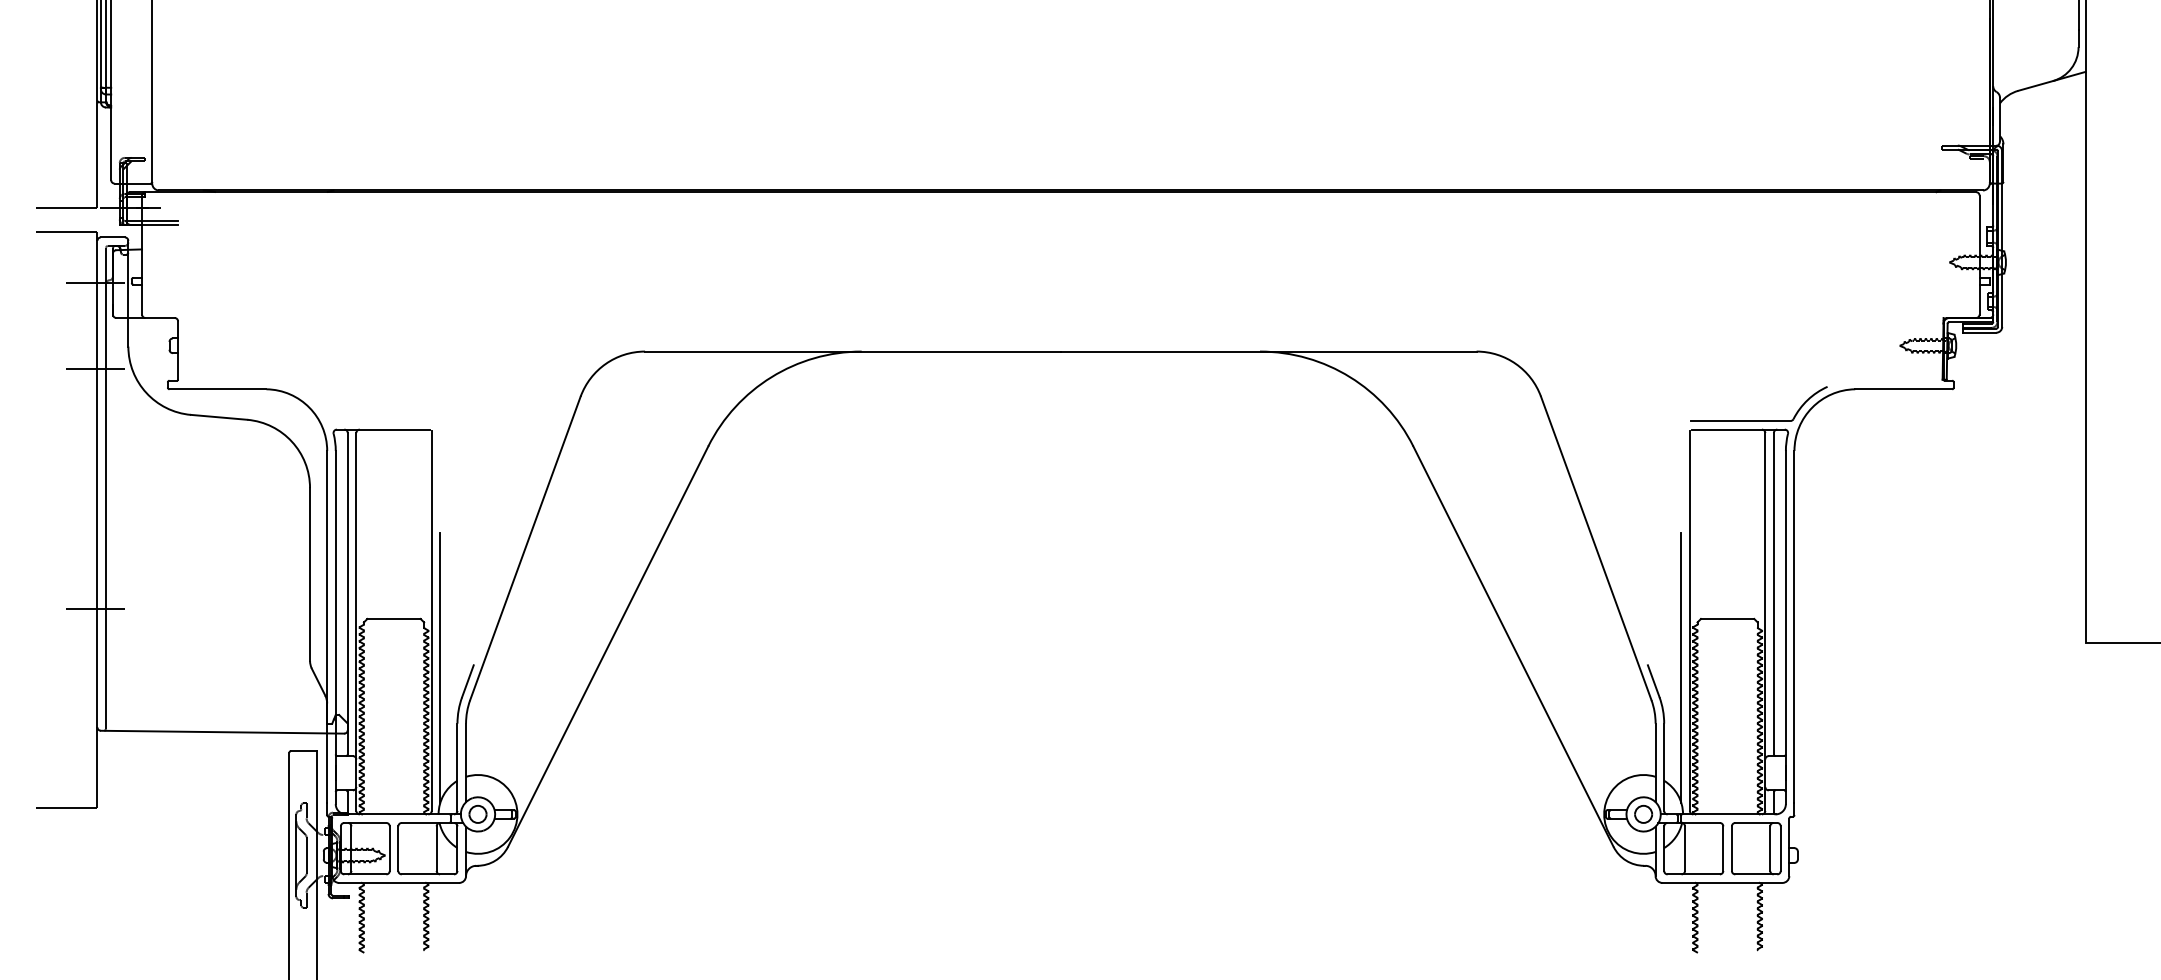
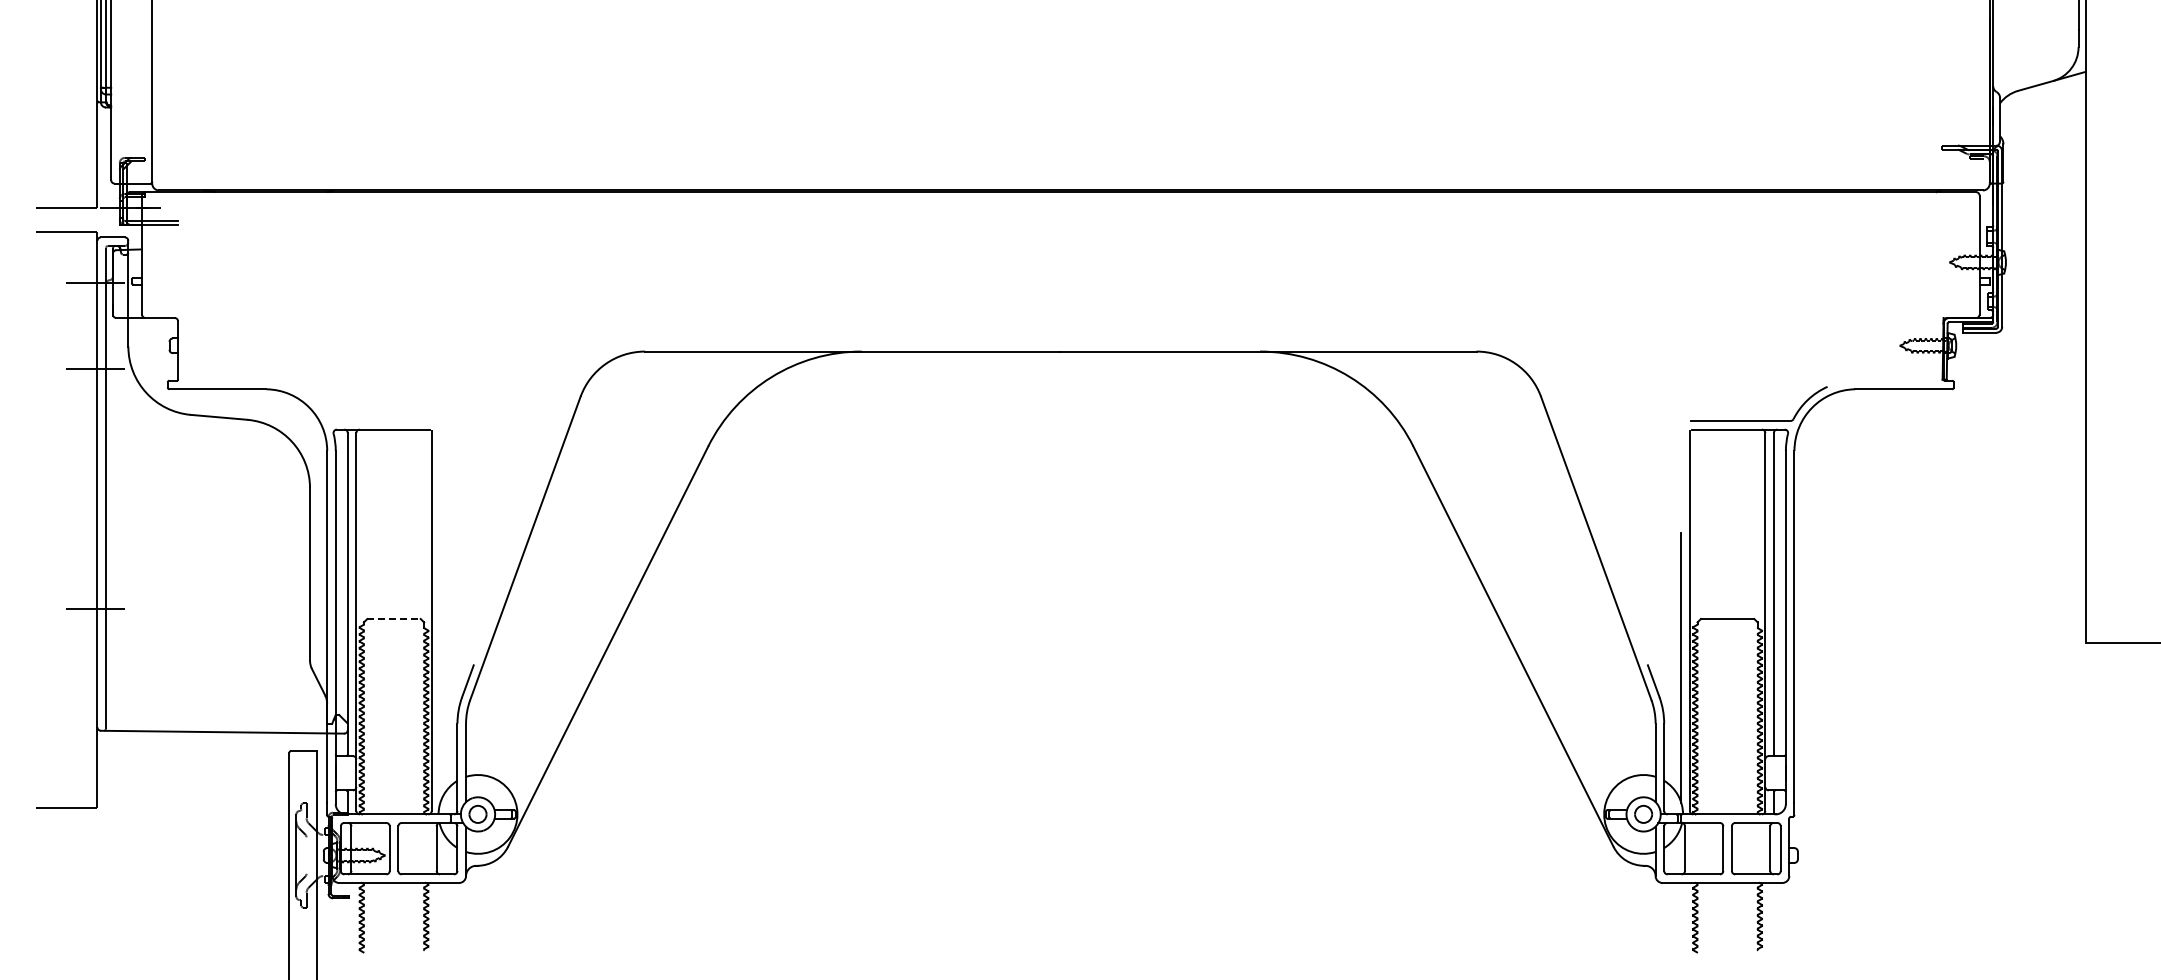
line: solid -> dashed (394, 618)
line: present -> none (440, 667)
line: present -> none (306, 855)
